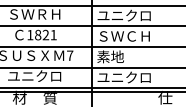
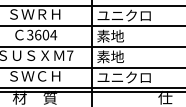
text: 1821 -> 3604 (42, 34)
text: ＳＷＣＨ -> 素地 (123, 35)
text: ユニクロ -> ＳＷＣＨ (34, 75)
